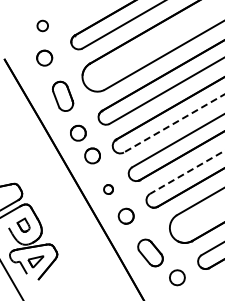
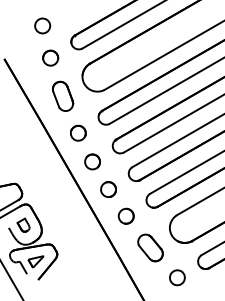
part size: 13x14 px -> 18x18 px (42, 25)
part position: (44, 57) -> (50, 57) (50, 57)
line: dashed -> solid (174, 123)
part position: (92, 155) -> (92, 161) (92, 161)
line: dashed -> solid (187, 172)
part size: 11x11 px -> 17x17 px (108, 189)
part position: (150, 252) -> (150, 247) (150, 247)
